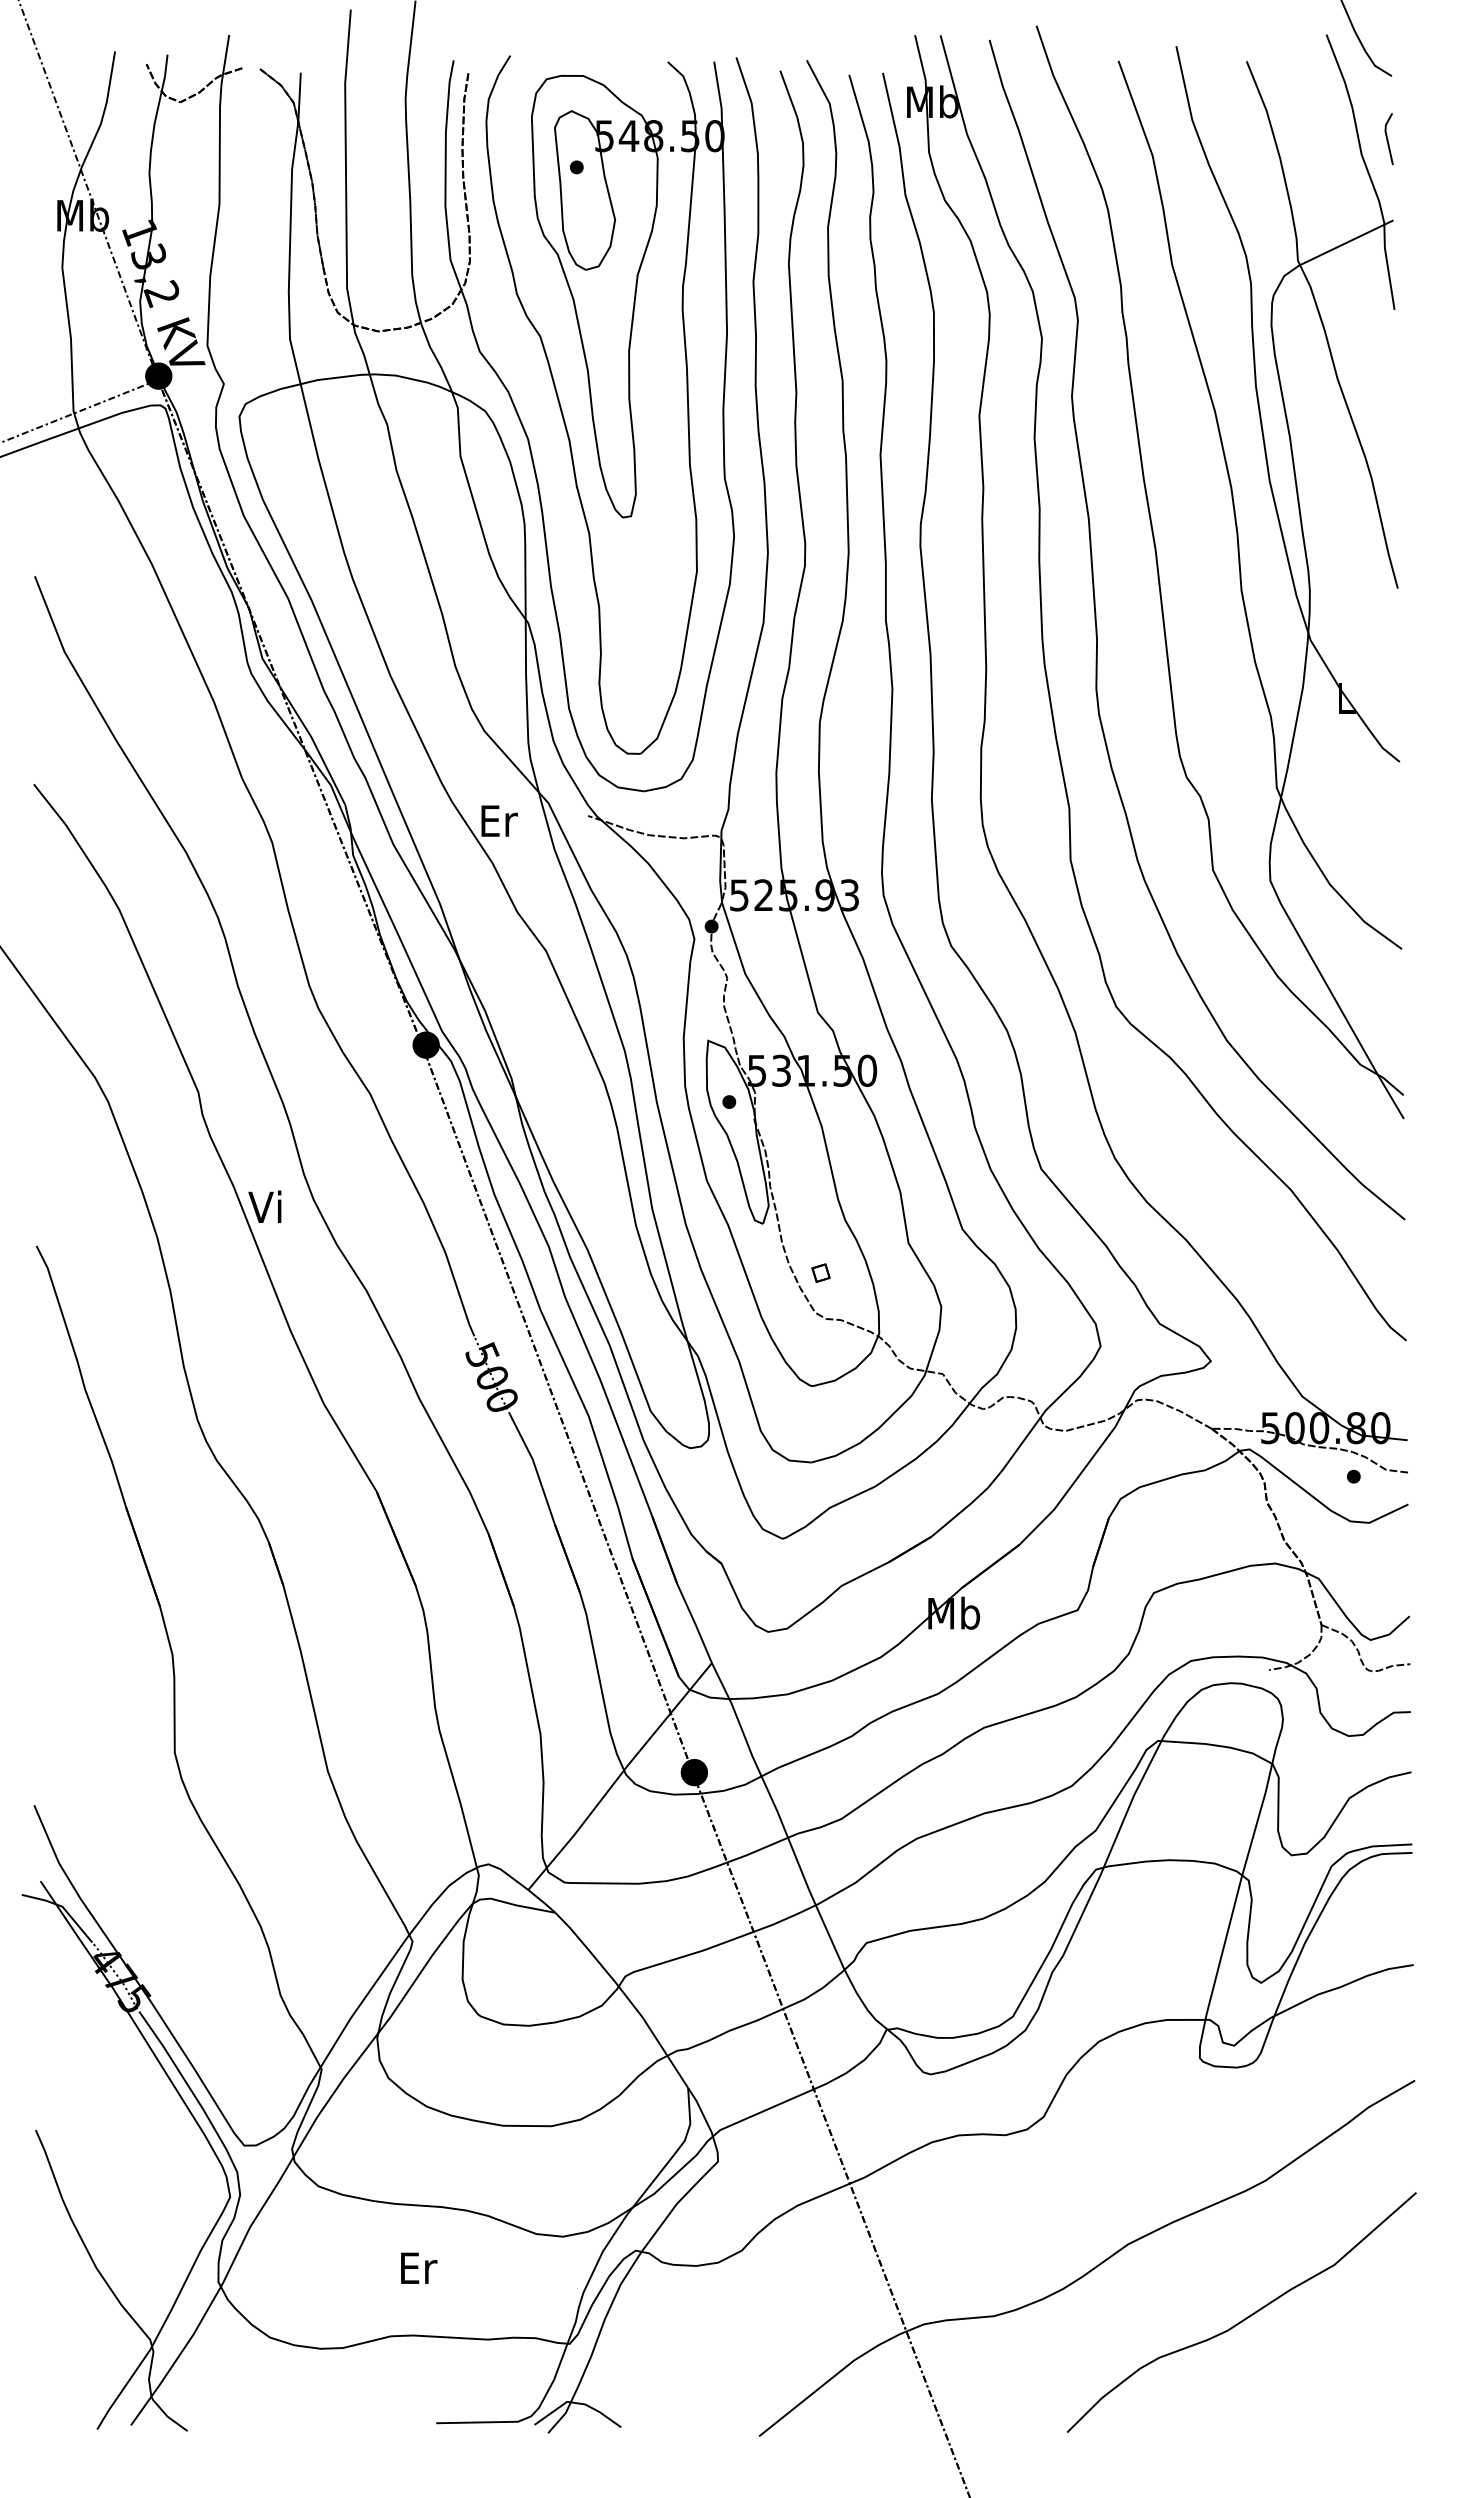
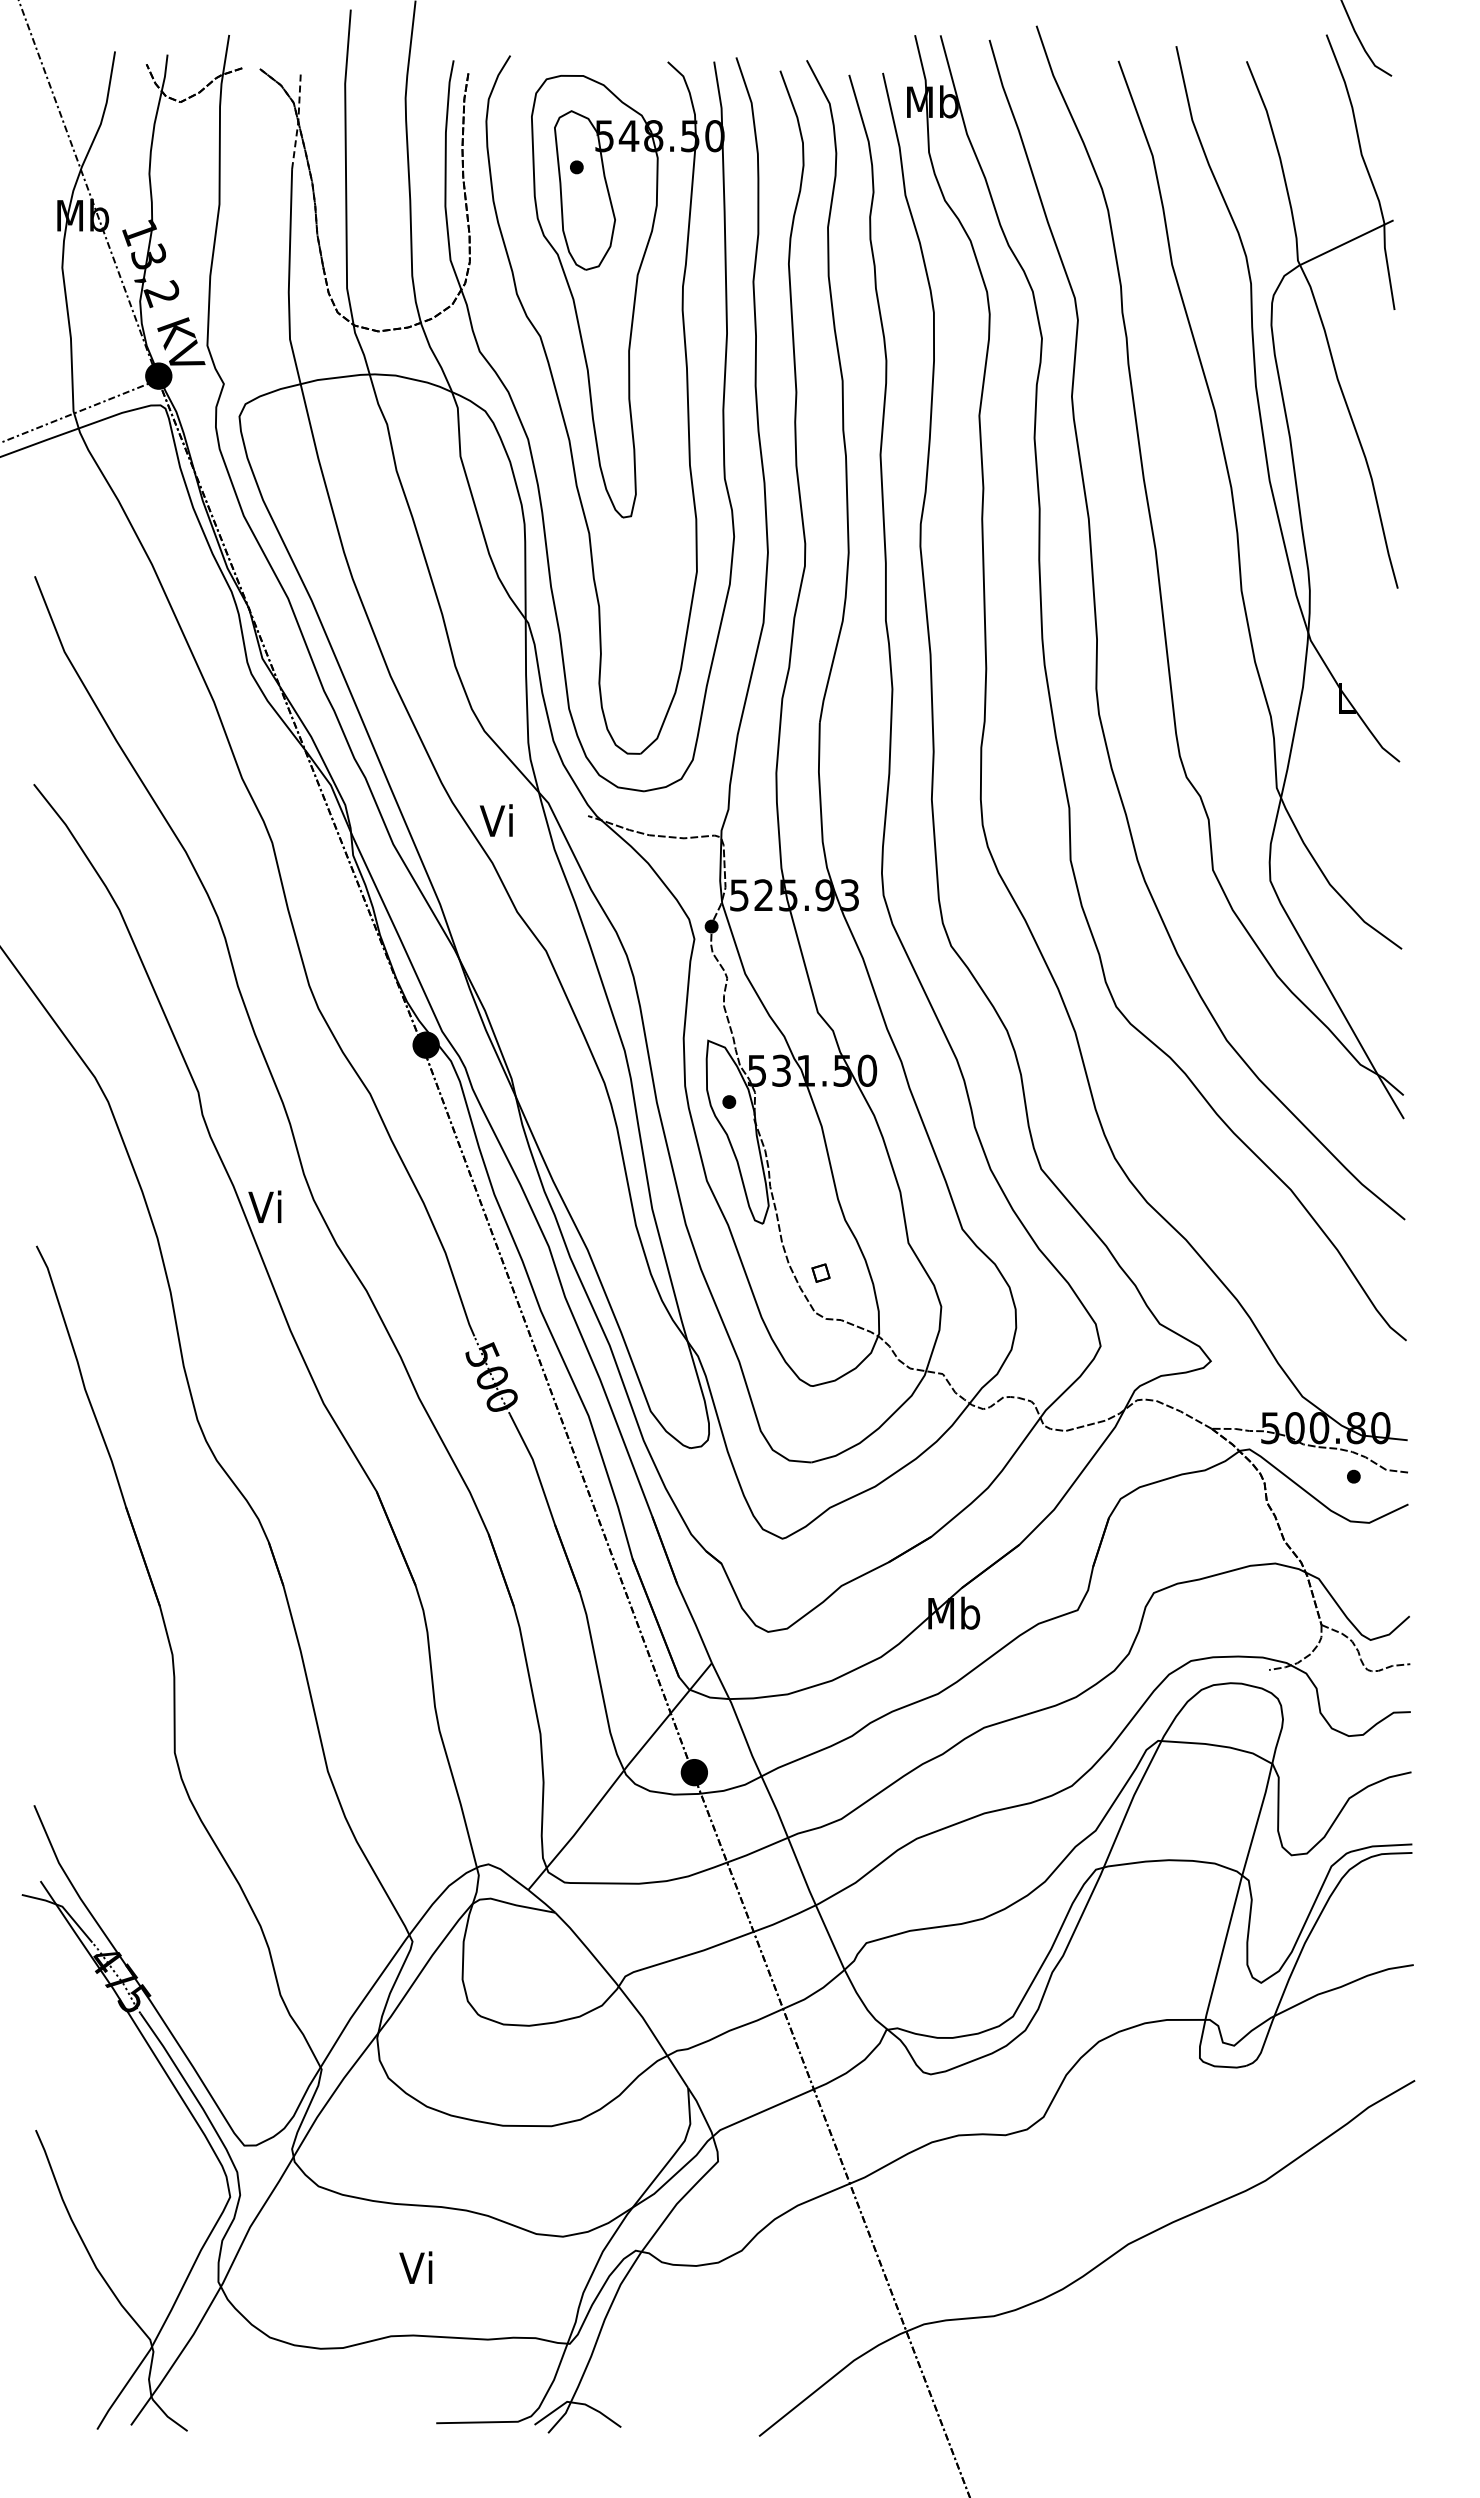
line: solid -> dashed (298, 121)
line: present -> none (1388, 139)
text: Er -> Vi (498, 820)
text: Er -> Vi (418, 2267)
curve: present -> none (1244, 2318)
